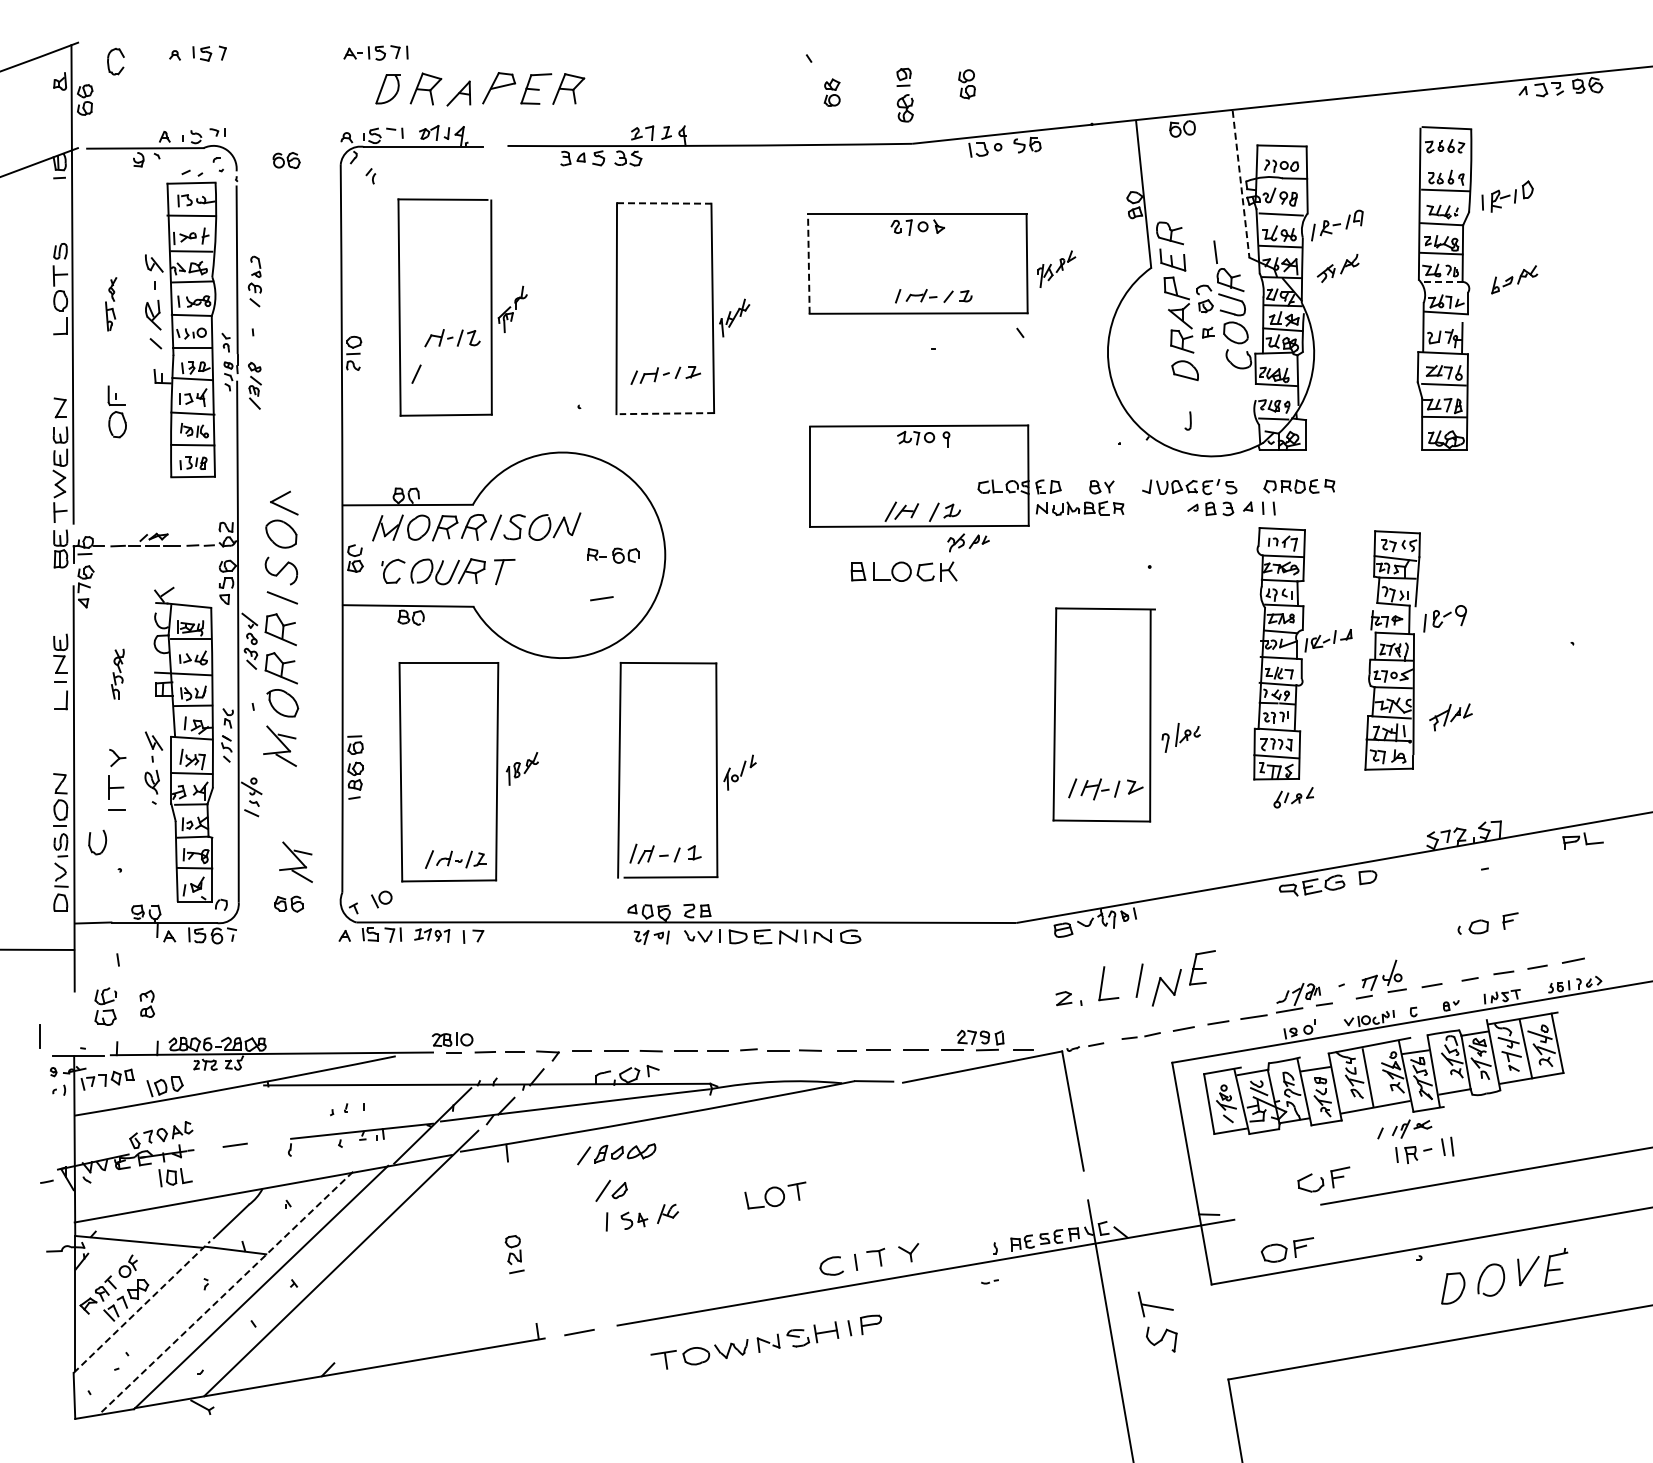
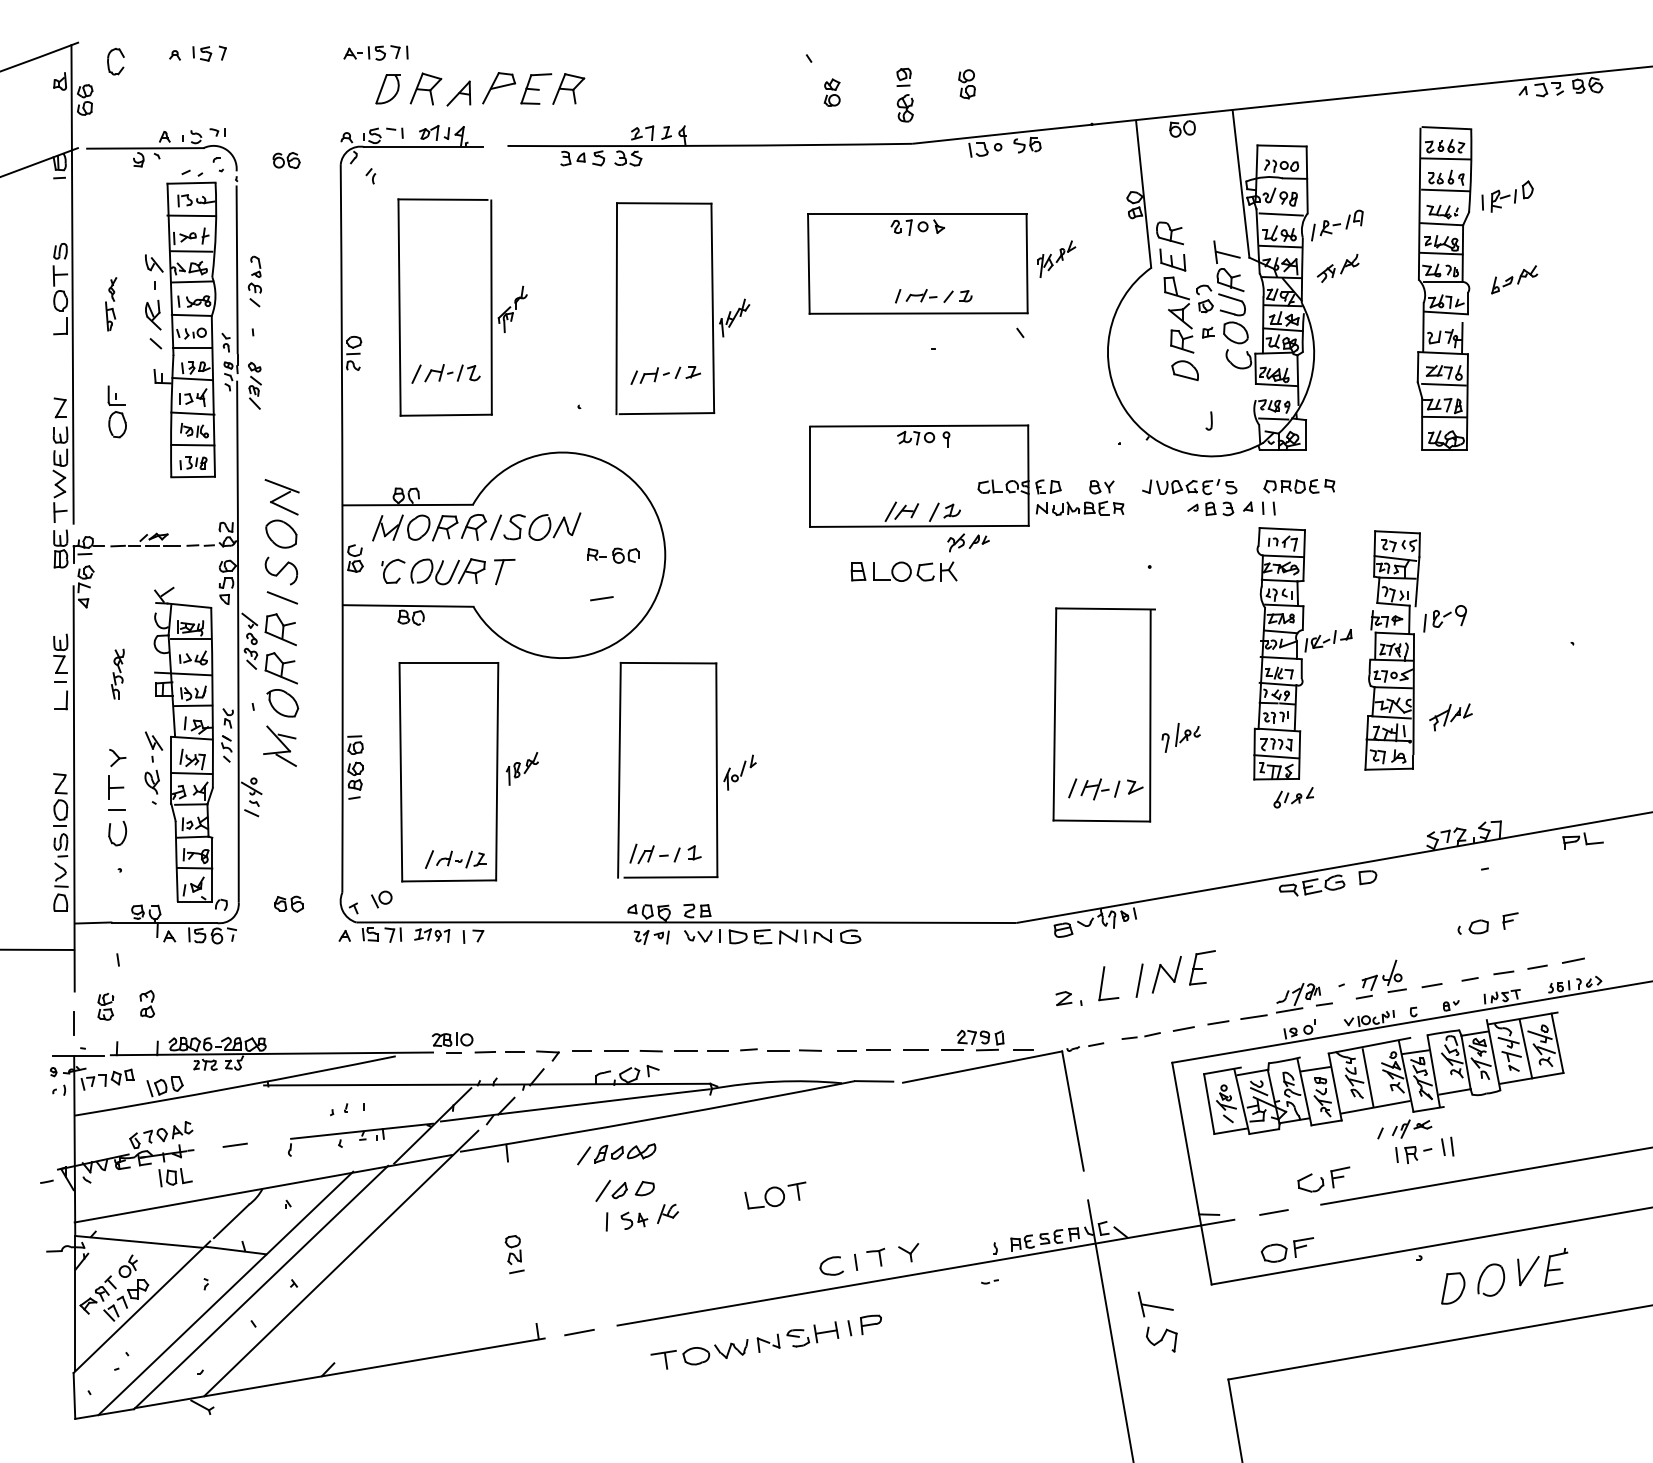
line: none -> present (1445, 158)
line: dashed -> solid (1241, 184)
line: dashed -> solid (664, 203)
line: none -> present (1227, 254)
line: dashed -> solid (808, 263)
part position: (1056, 268) -> (1056, 258) (1056, 258)
line: dashed -> solid (1443, 281)
part position: (452, 338) -> (452, 373) (452, 373)
line: dashed -> solid (666, 413)
part position: (1187, 420) -> (1208, 420) (1208, 420)
line: none -> present (281, 485)
part position: (90, 842) -> (110, 833) (110, 833)
part: present -> none (295, 861)
part position: (1166, 987) -> (1166, 974) (1166, 974)
part size: 24x39 px -> 18x28 px (105, 1006)
line position: (39, 1036) -> (73, 1023) (73, 1023)
part: none -> present (644, 1188)
line: none -> present (1273, 1212)
line: dashed -> solid (225, 1293)
line: dashed -> solid (141, 1307)
